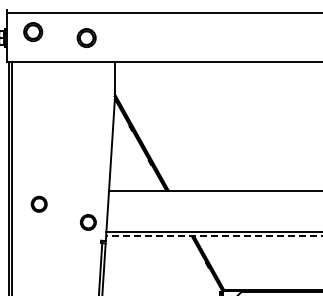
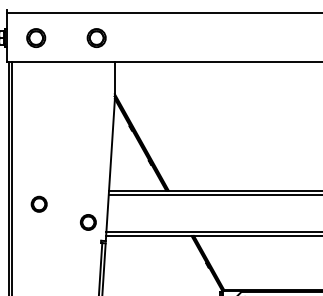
part position: (33, 31) -> (36, 37) (36, 37)
part position: (86, 37) -> (96, 37) (96, 37)
line: none -> present (213, 195)
line: dashed -> solid (213, 236)
